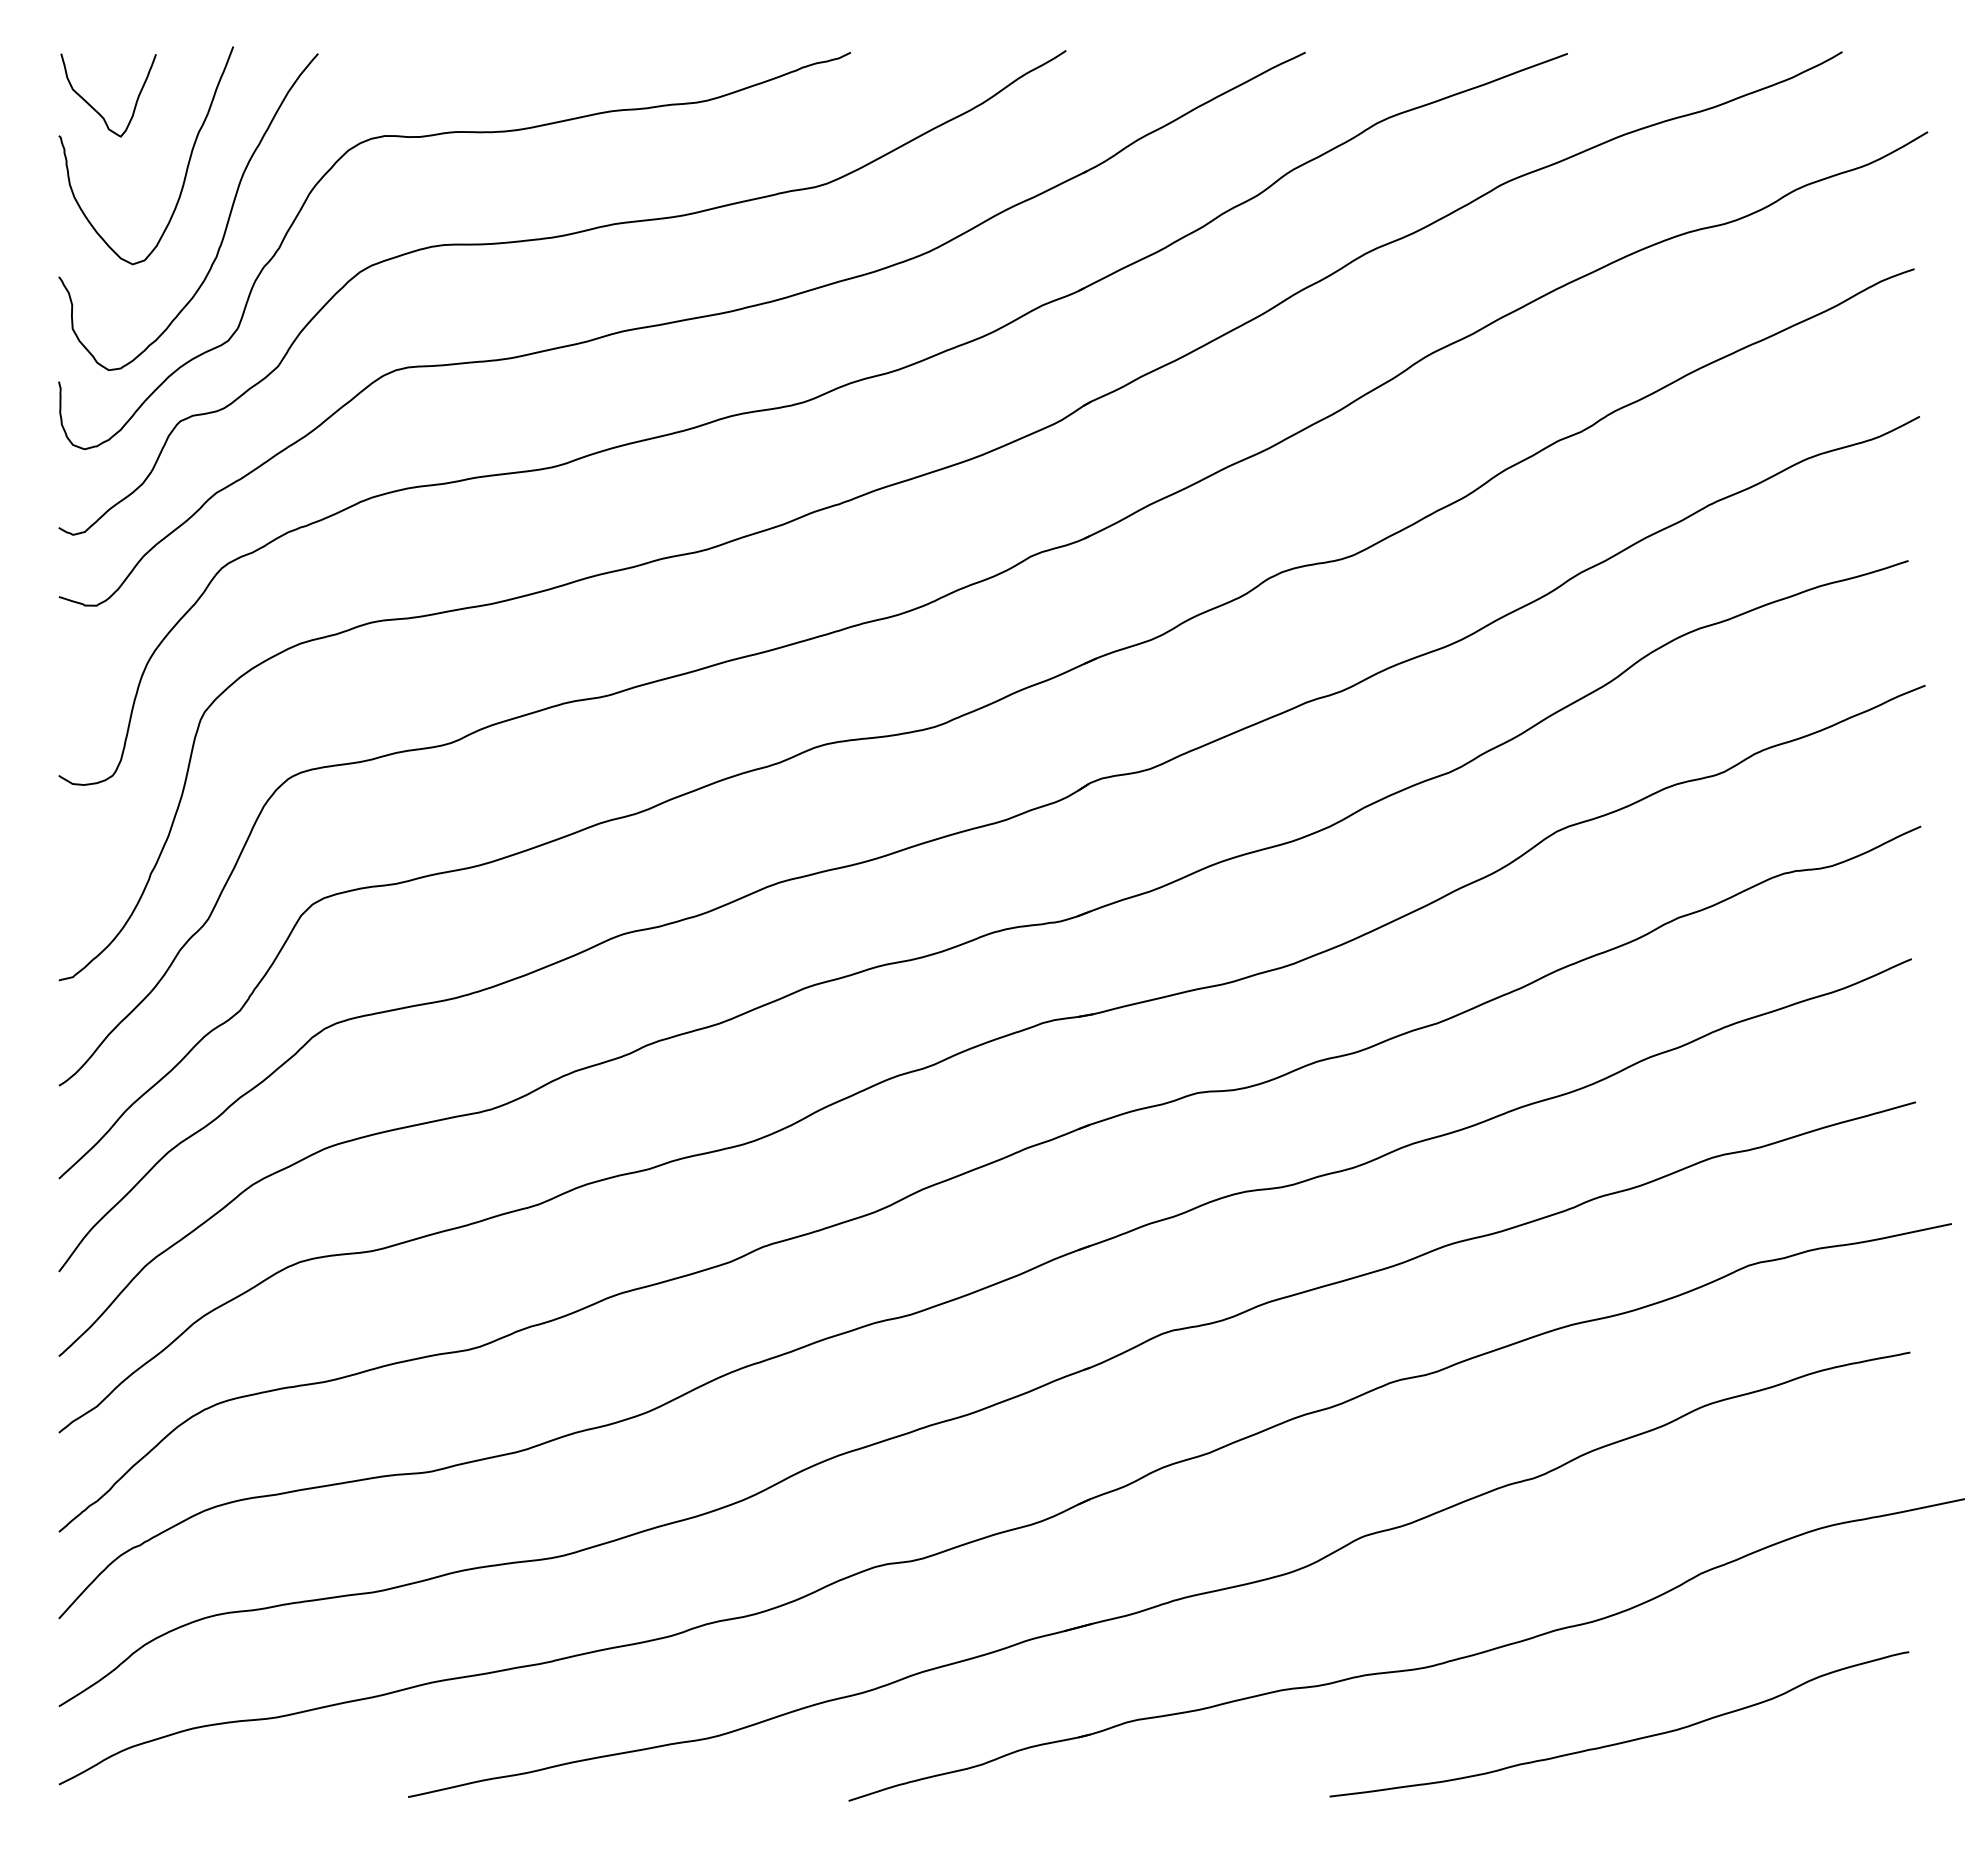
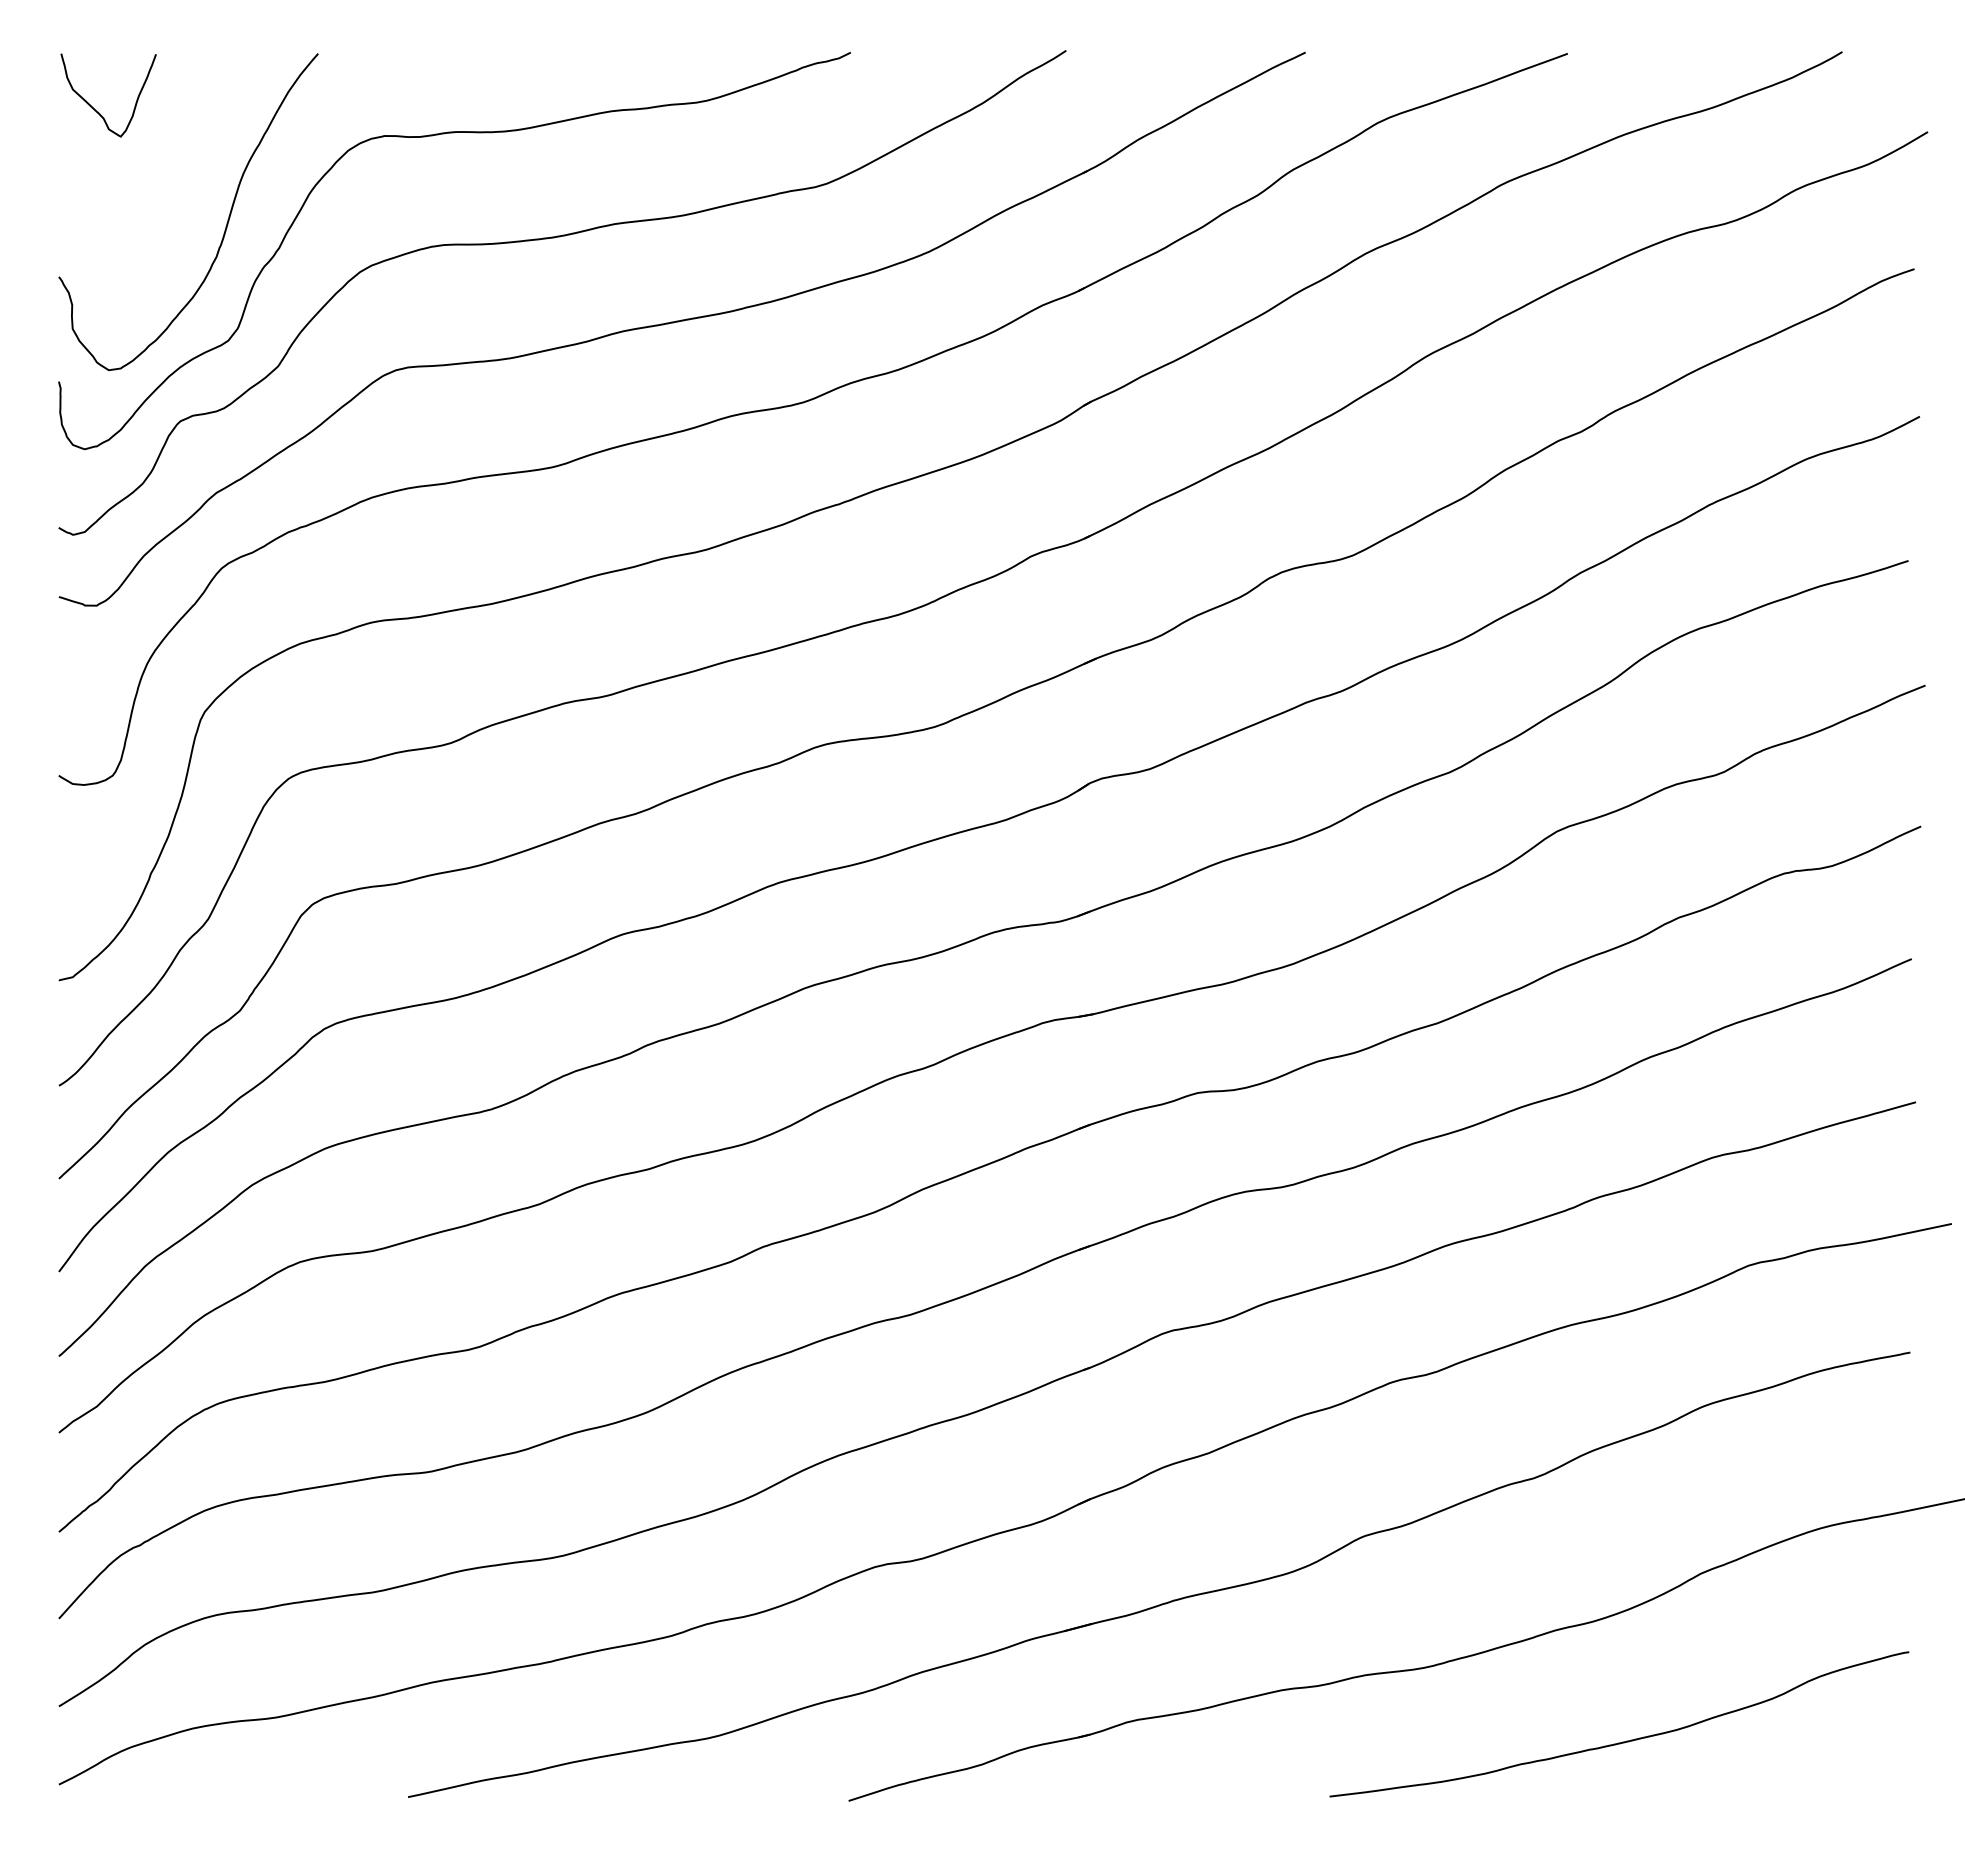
curve: present -> none (186, 167)
